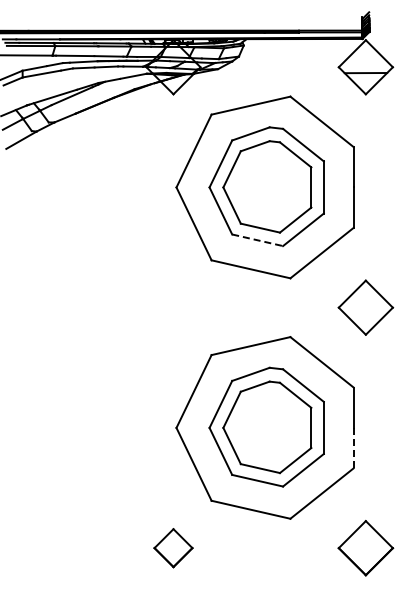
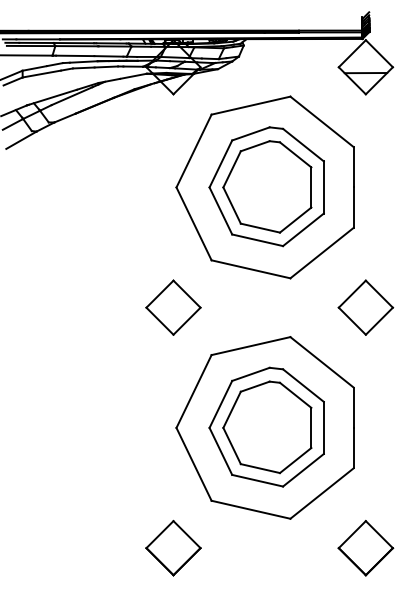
line: dashed -> solid (258, 240)
part: none -> present (173, 307)
line: dashed -> solid (353, 447)
part size: 41x41 px -> 57x58 px (173, 547)
